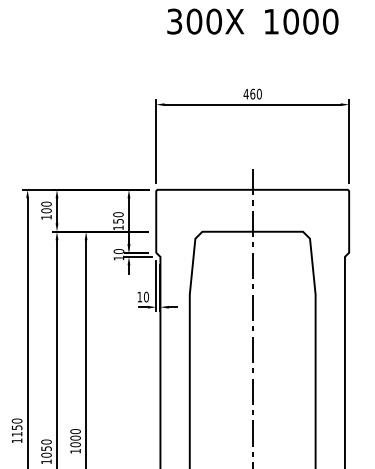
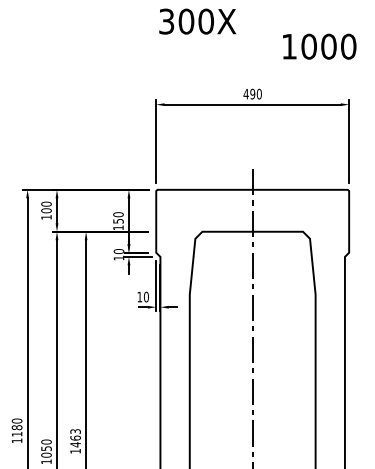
text position: (205, 21) -> (197, 21) (197, 21)
text position: (301, 21) -> (319, 46) (319, 46)
text: 460 -> 490 (252, 93)
text: 1150 -> 1180 (16, 427)
text: 1000 -> 1463 (75, 438)
